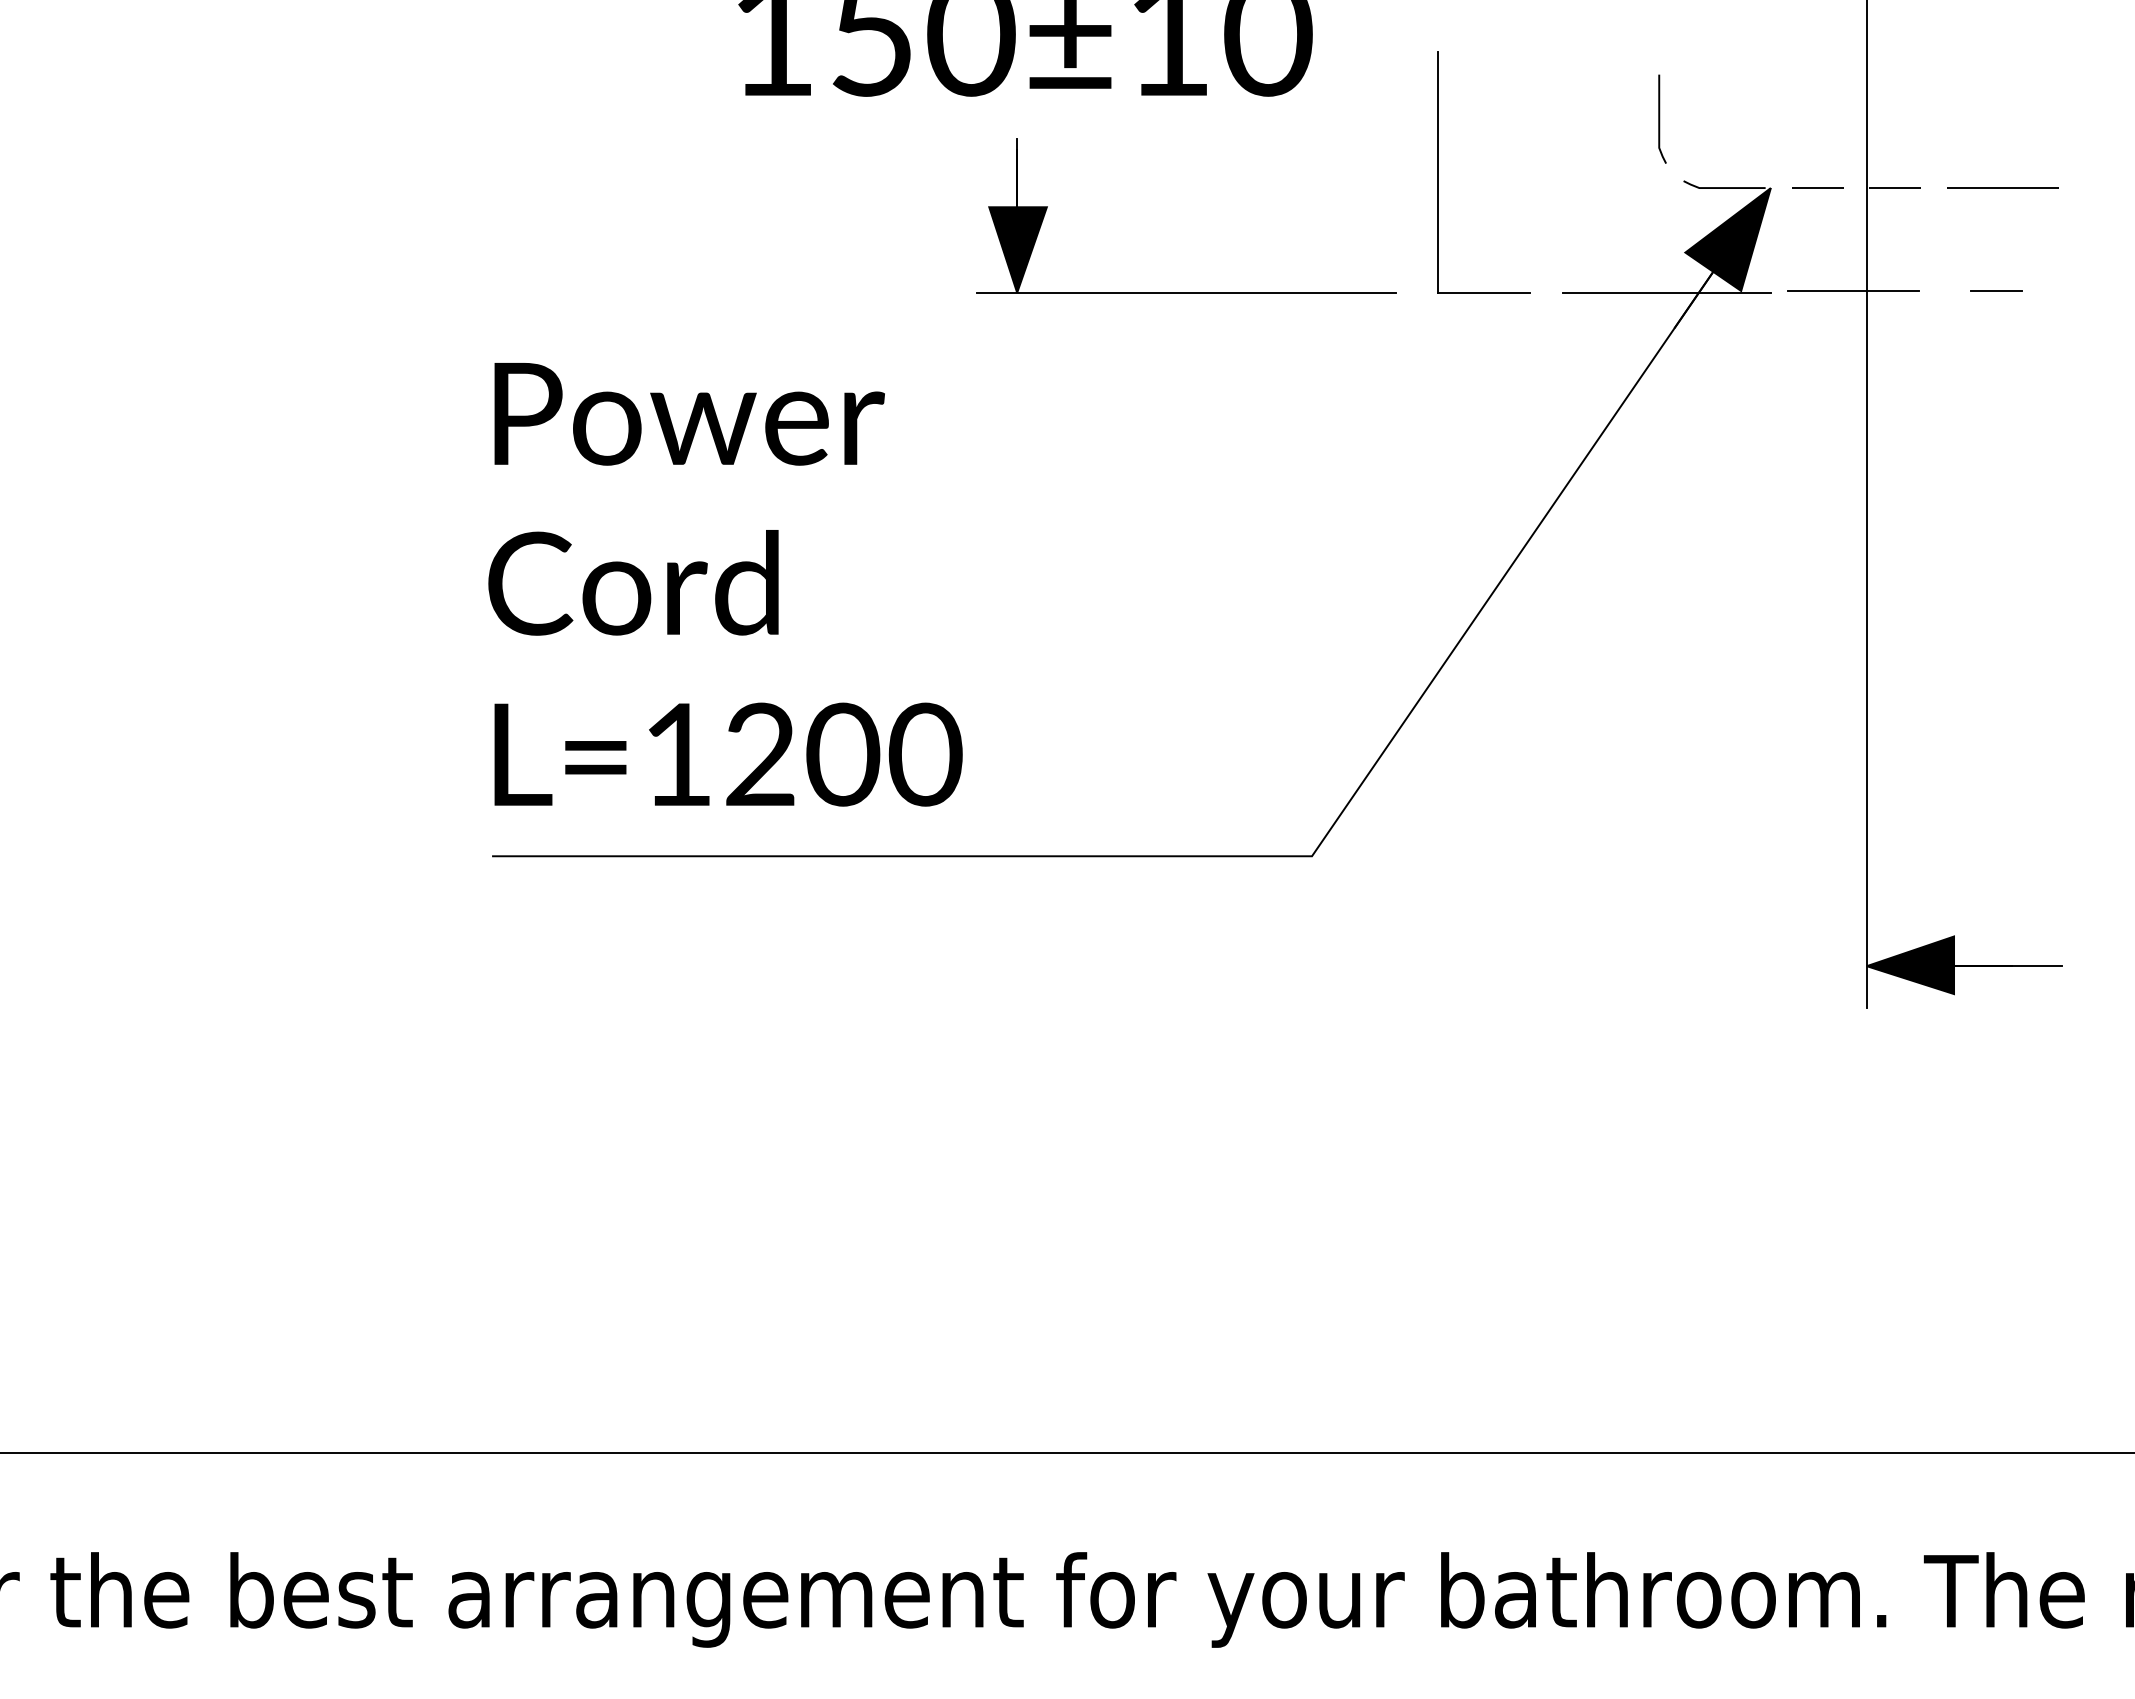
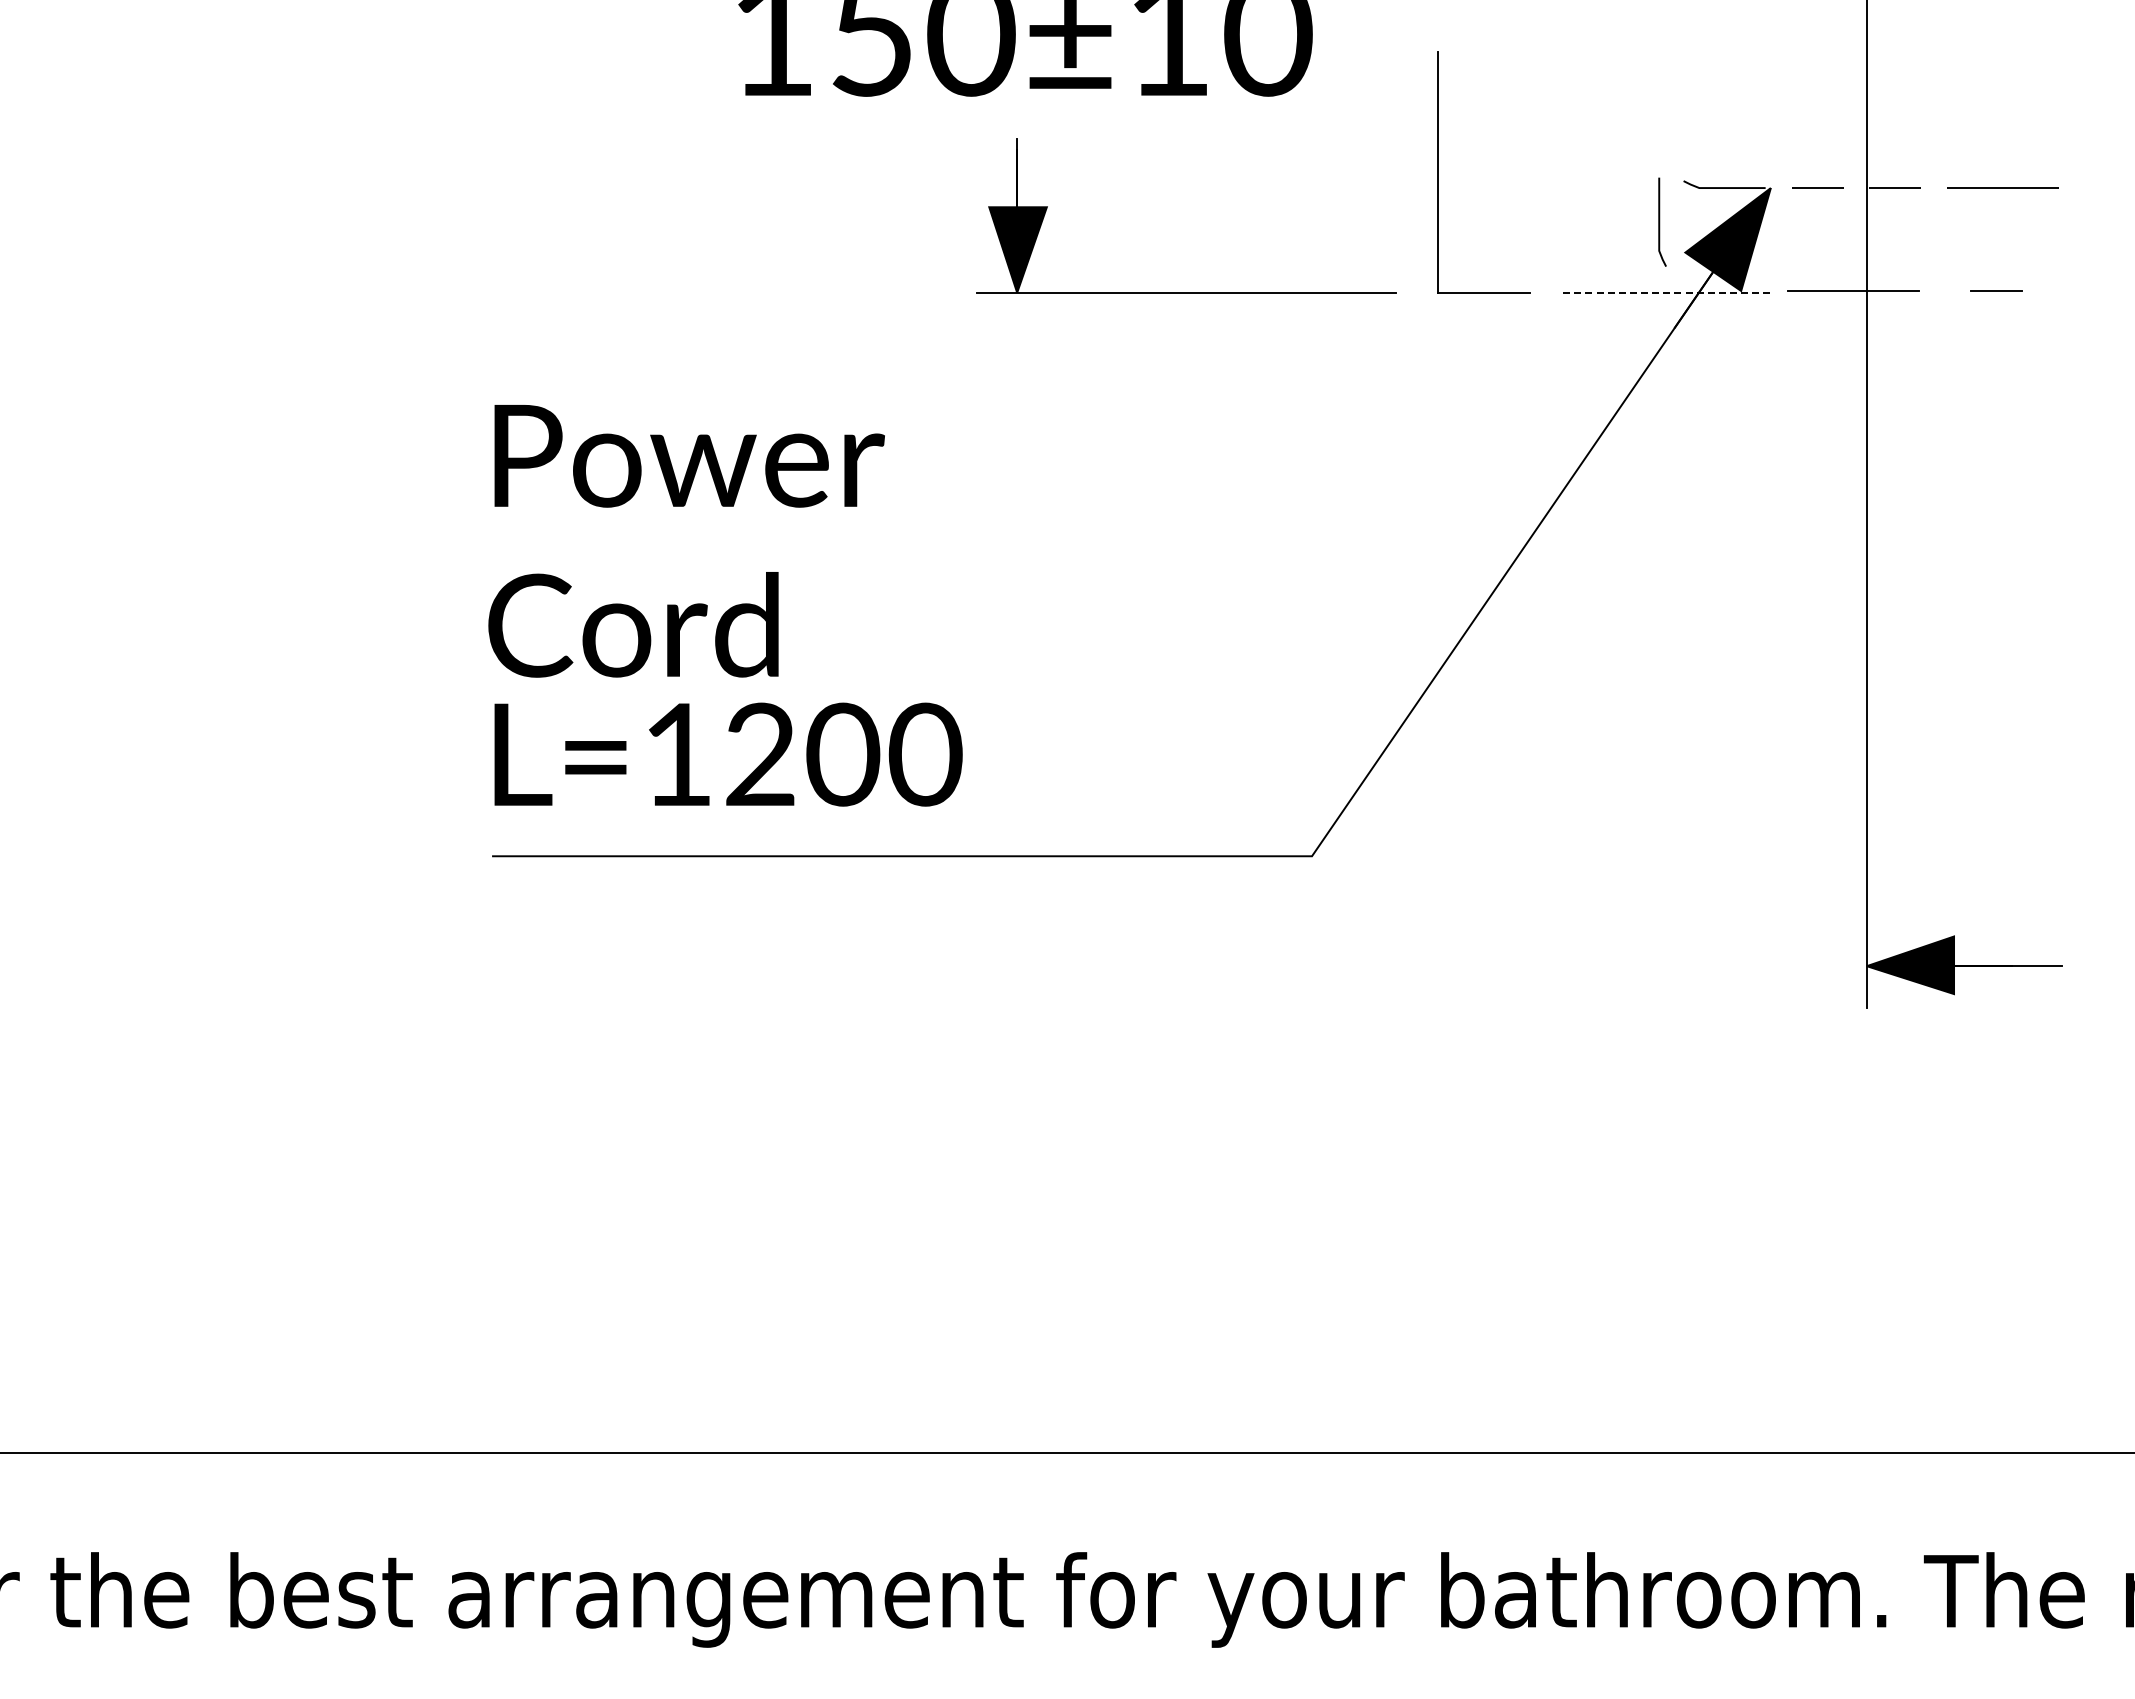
curve position: (1660, 118) -> (1660, 221) (1660, 221)
line: solid -> dashed (1667, 292)
text position: (686, 499) -> (686, 541) (686, 541)
